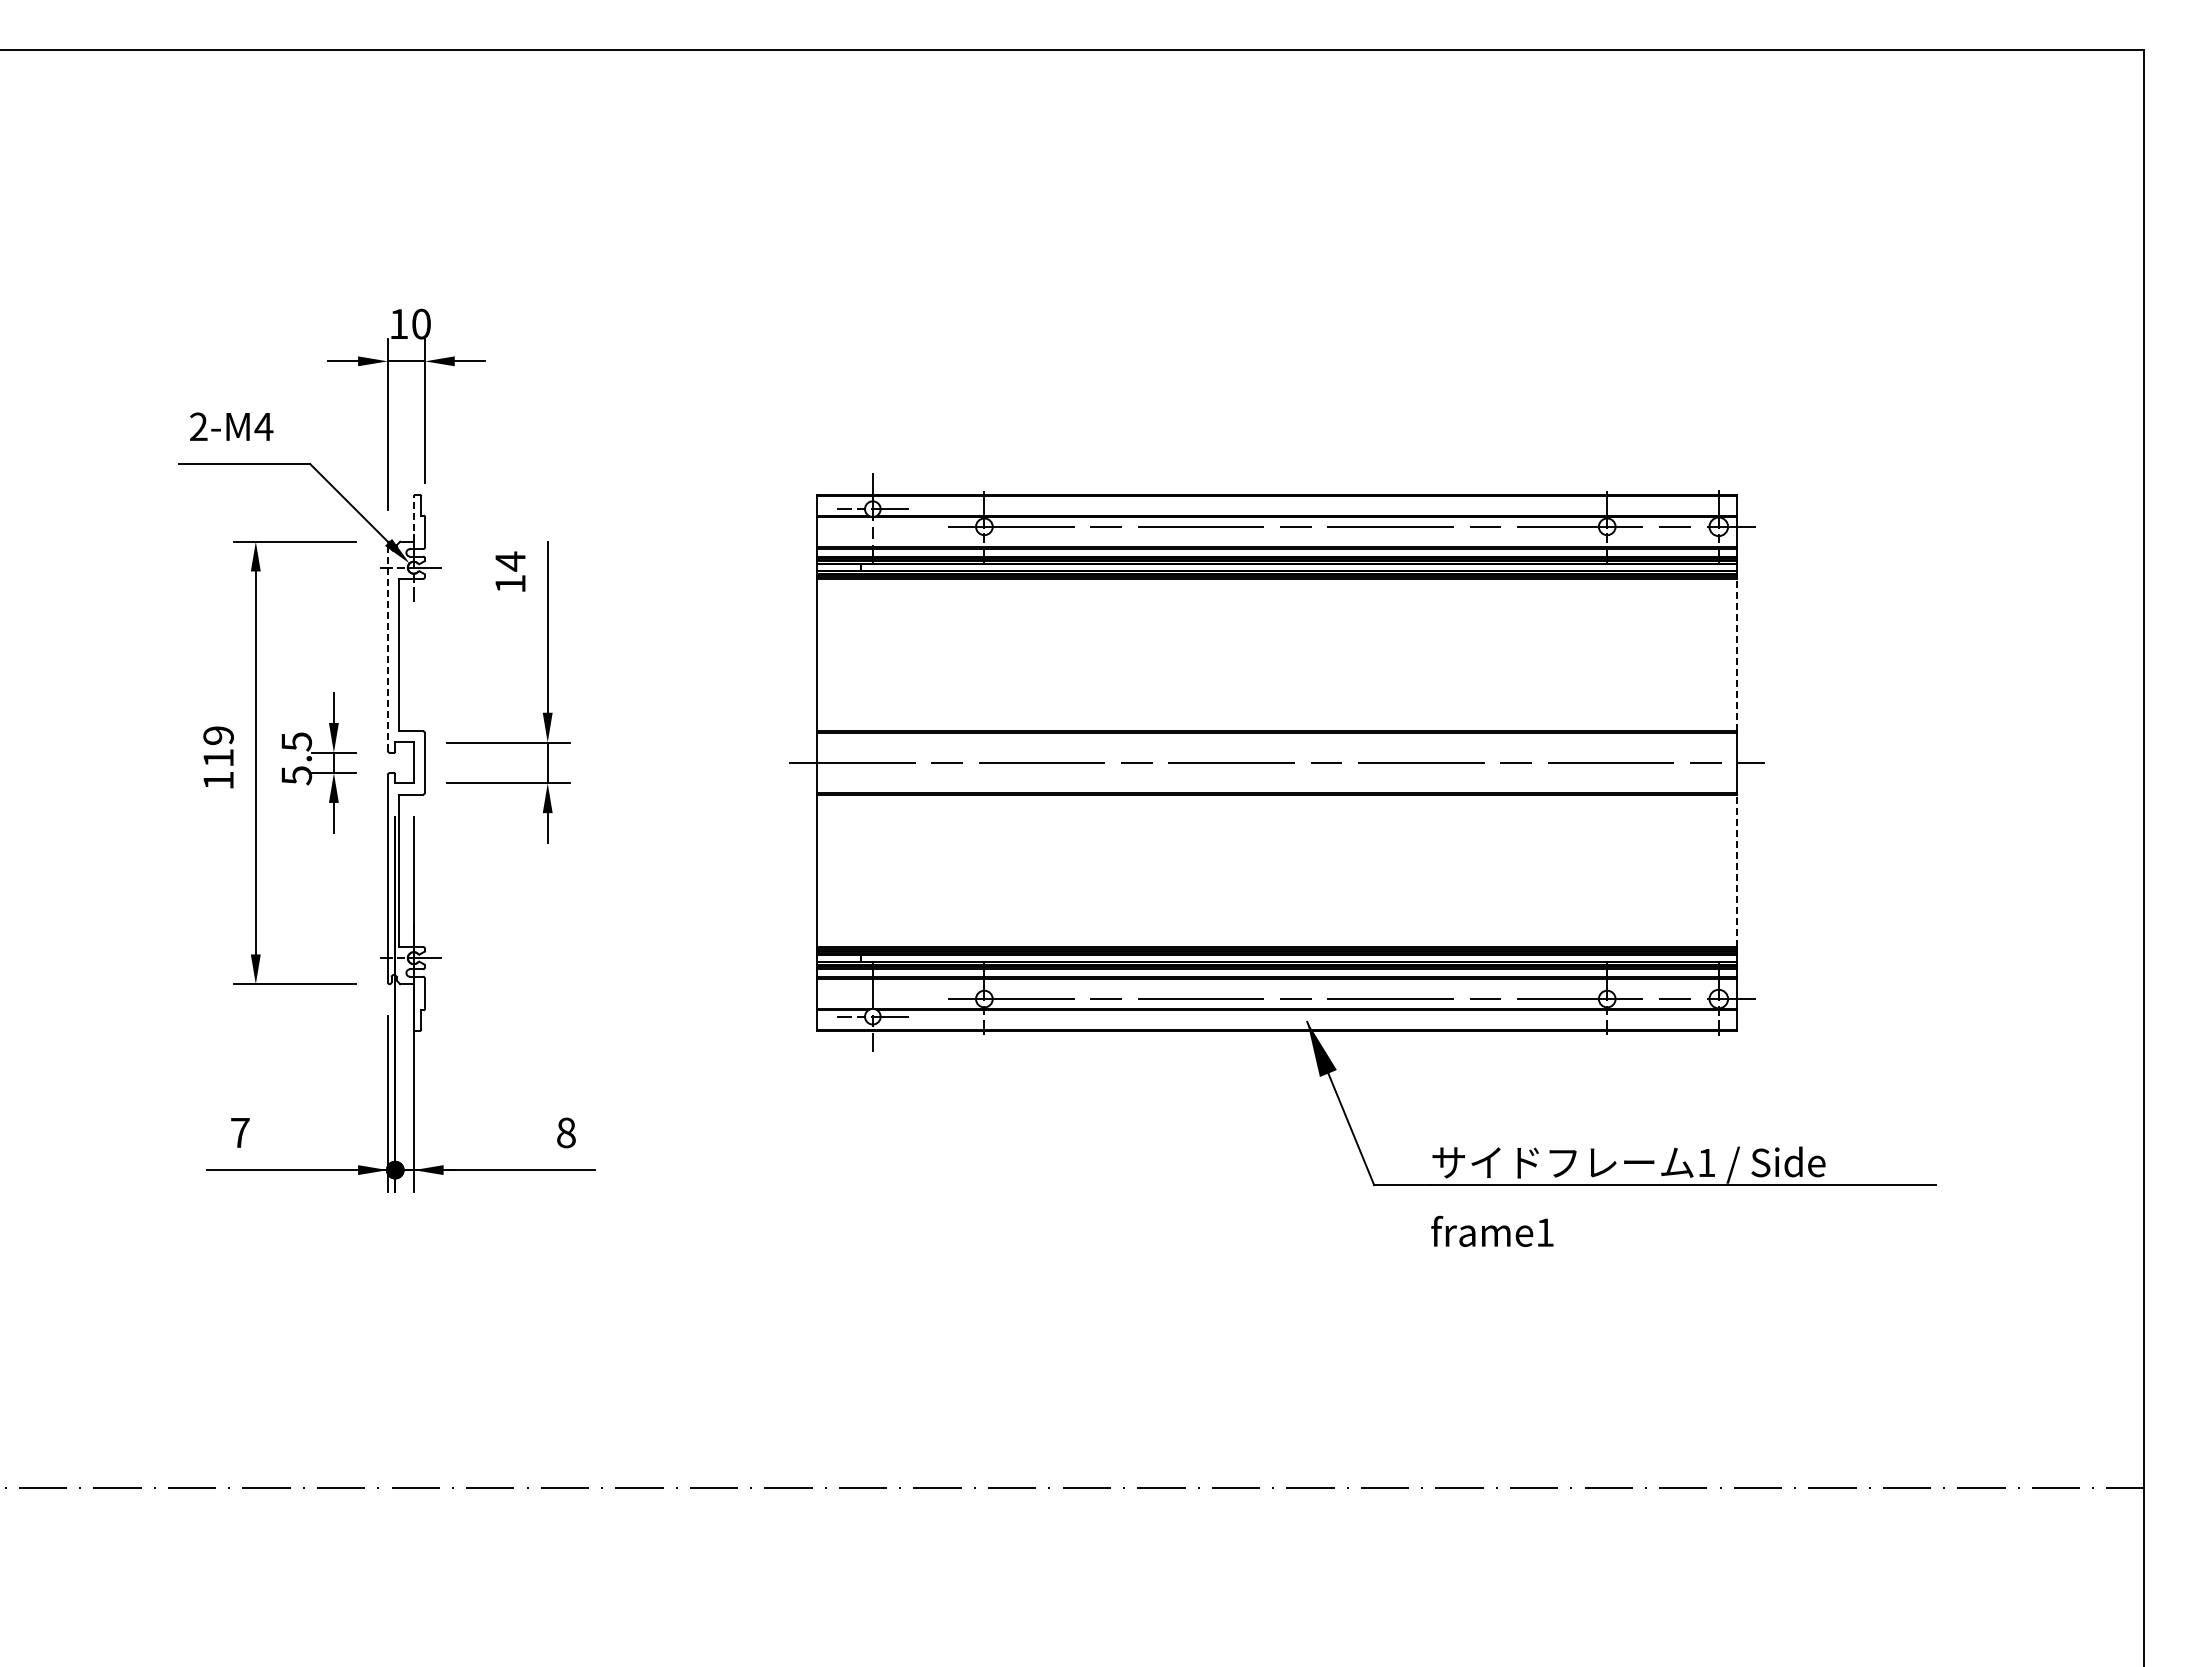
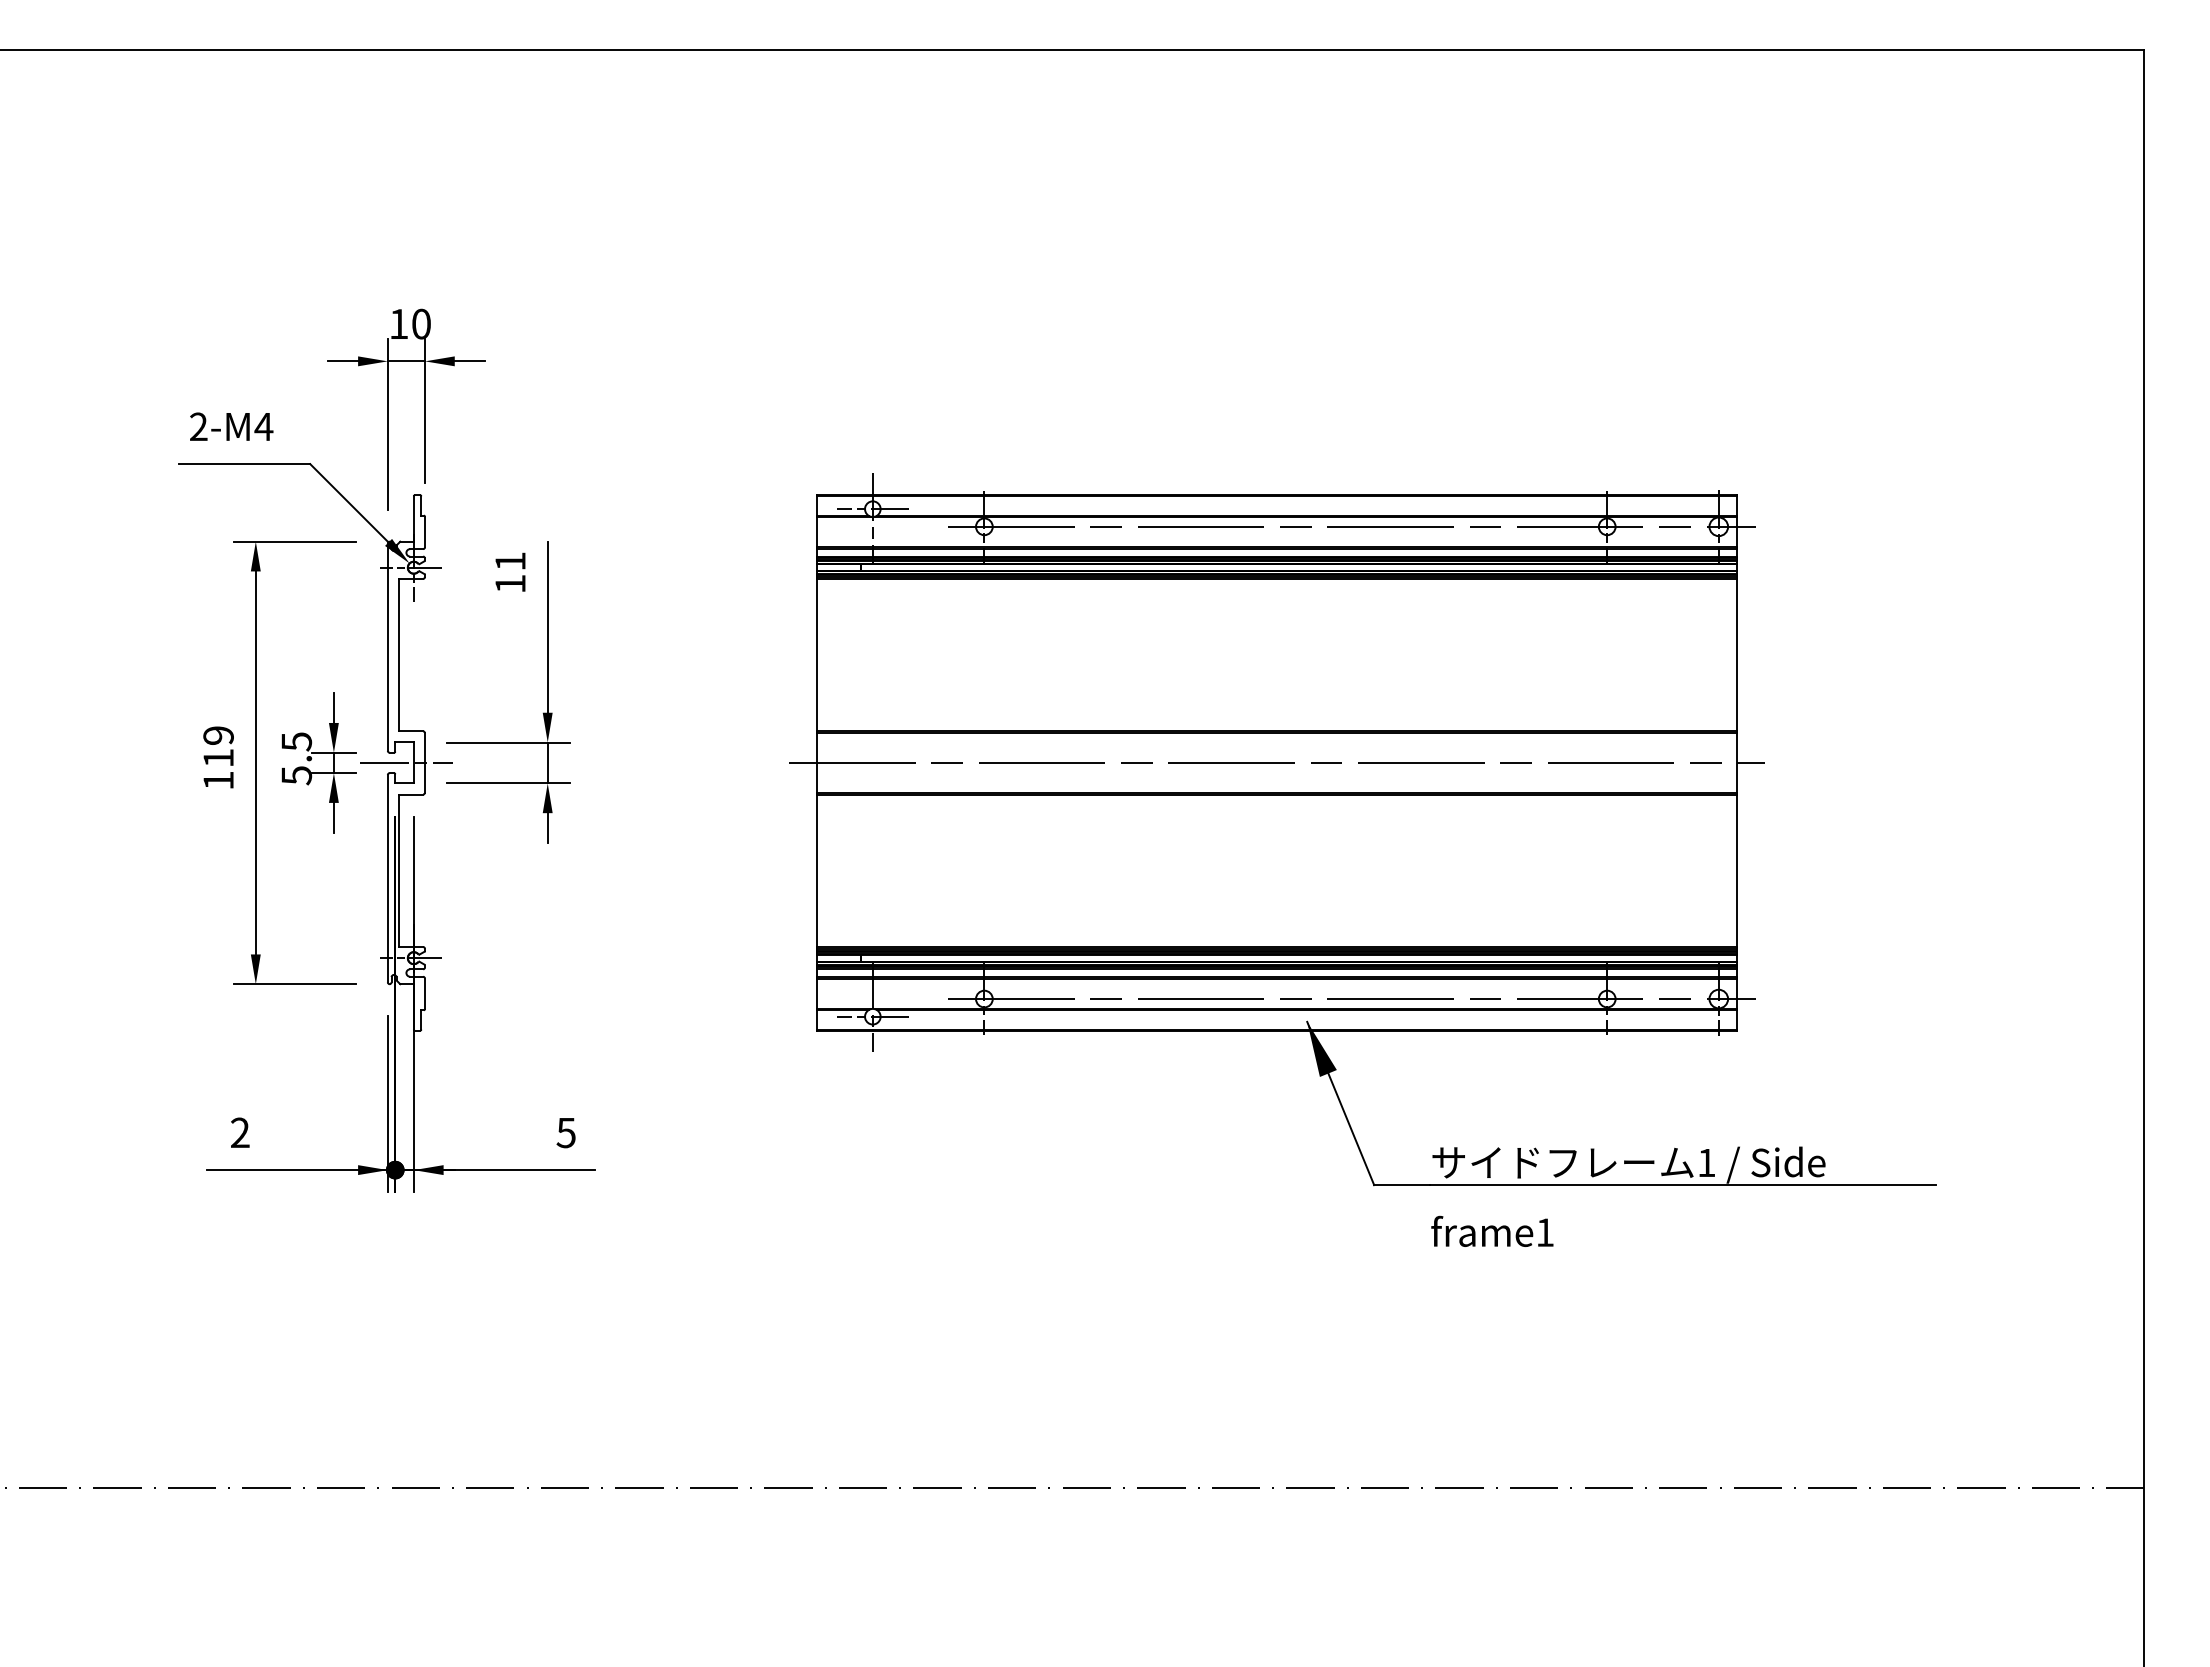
line: dashed -> solid (413, 519)
text: 14 -> 11 (510, 561)
line: dashed -> solid (387, 647)
line: dashed -> solid (1737, 654)
line: none -> present (405, 762)
line: dashed -> solid (1737, 870)
text: 7 -> 2 (240, 1132)
text: 8 -> 5 (565, 1132)
